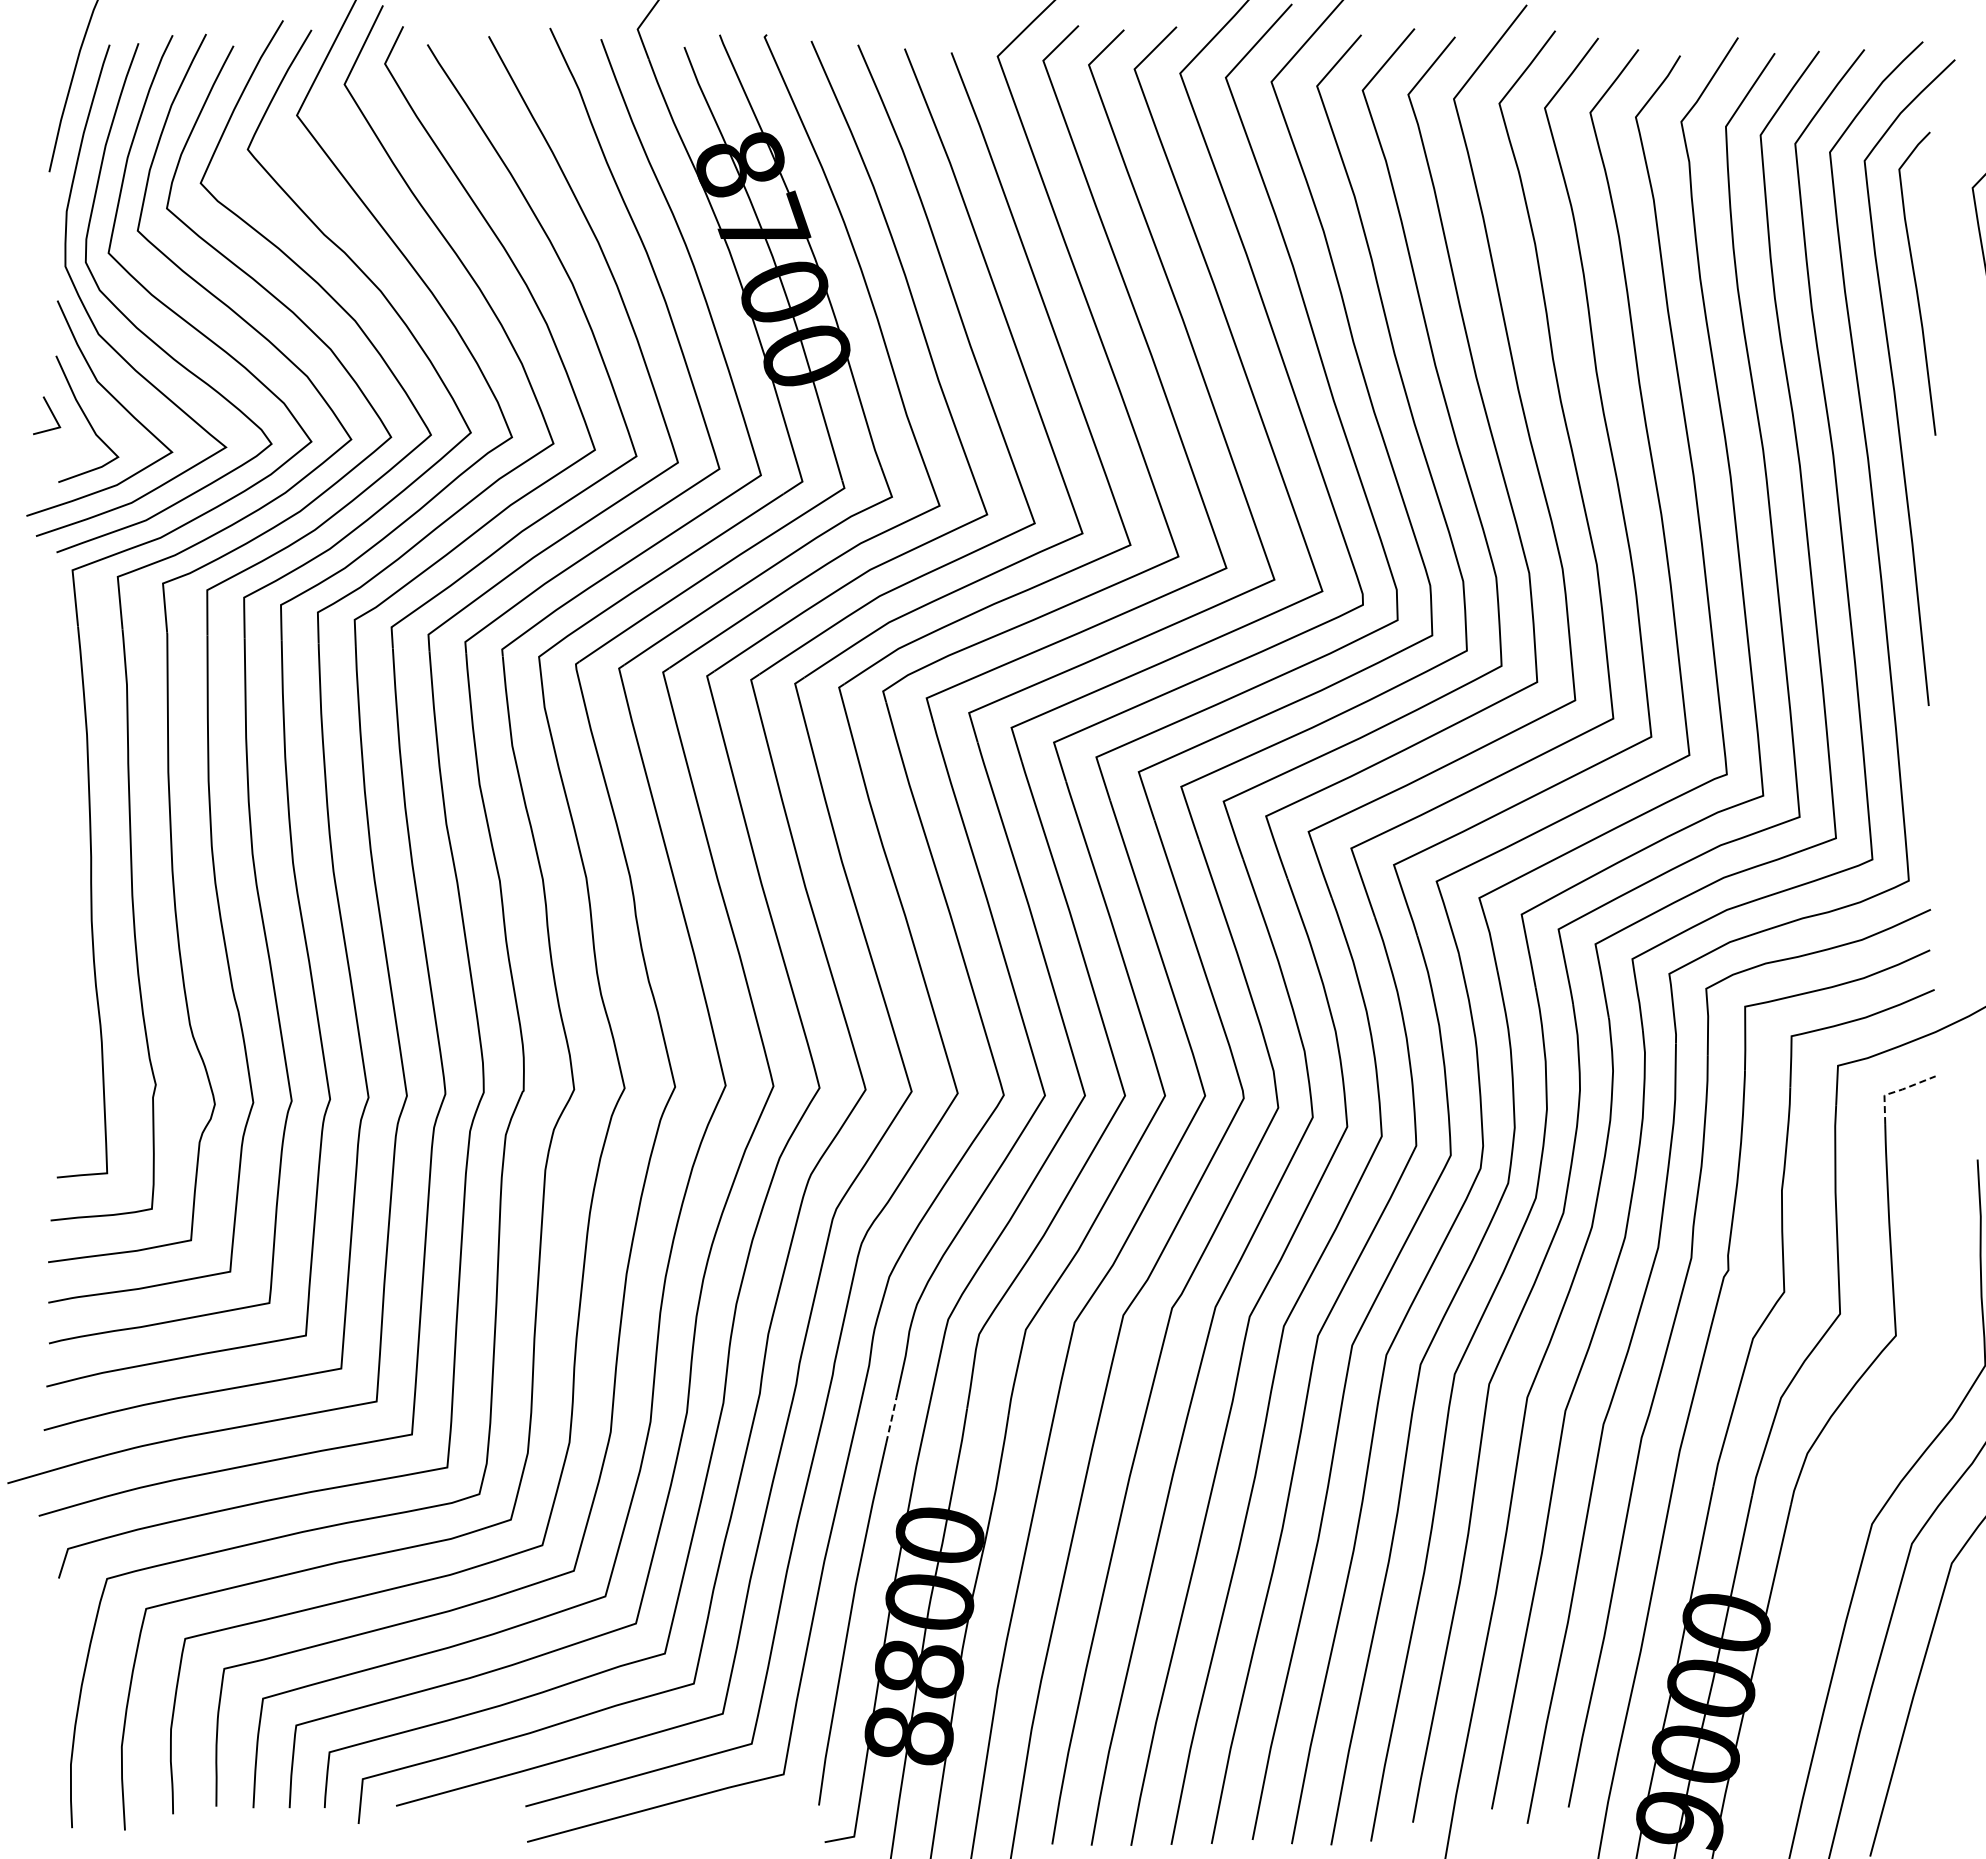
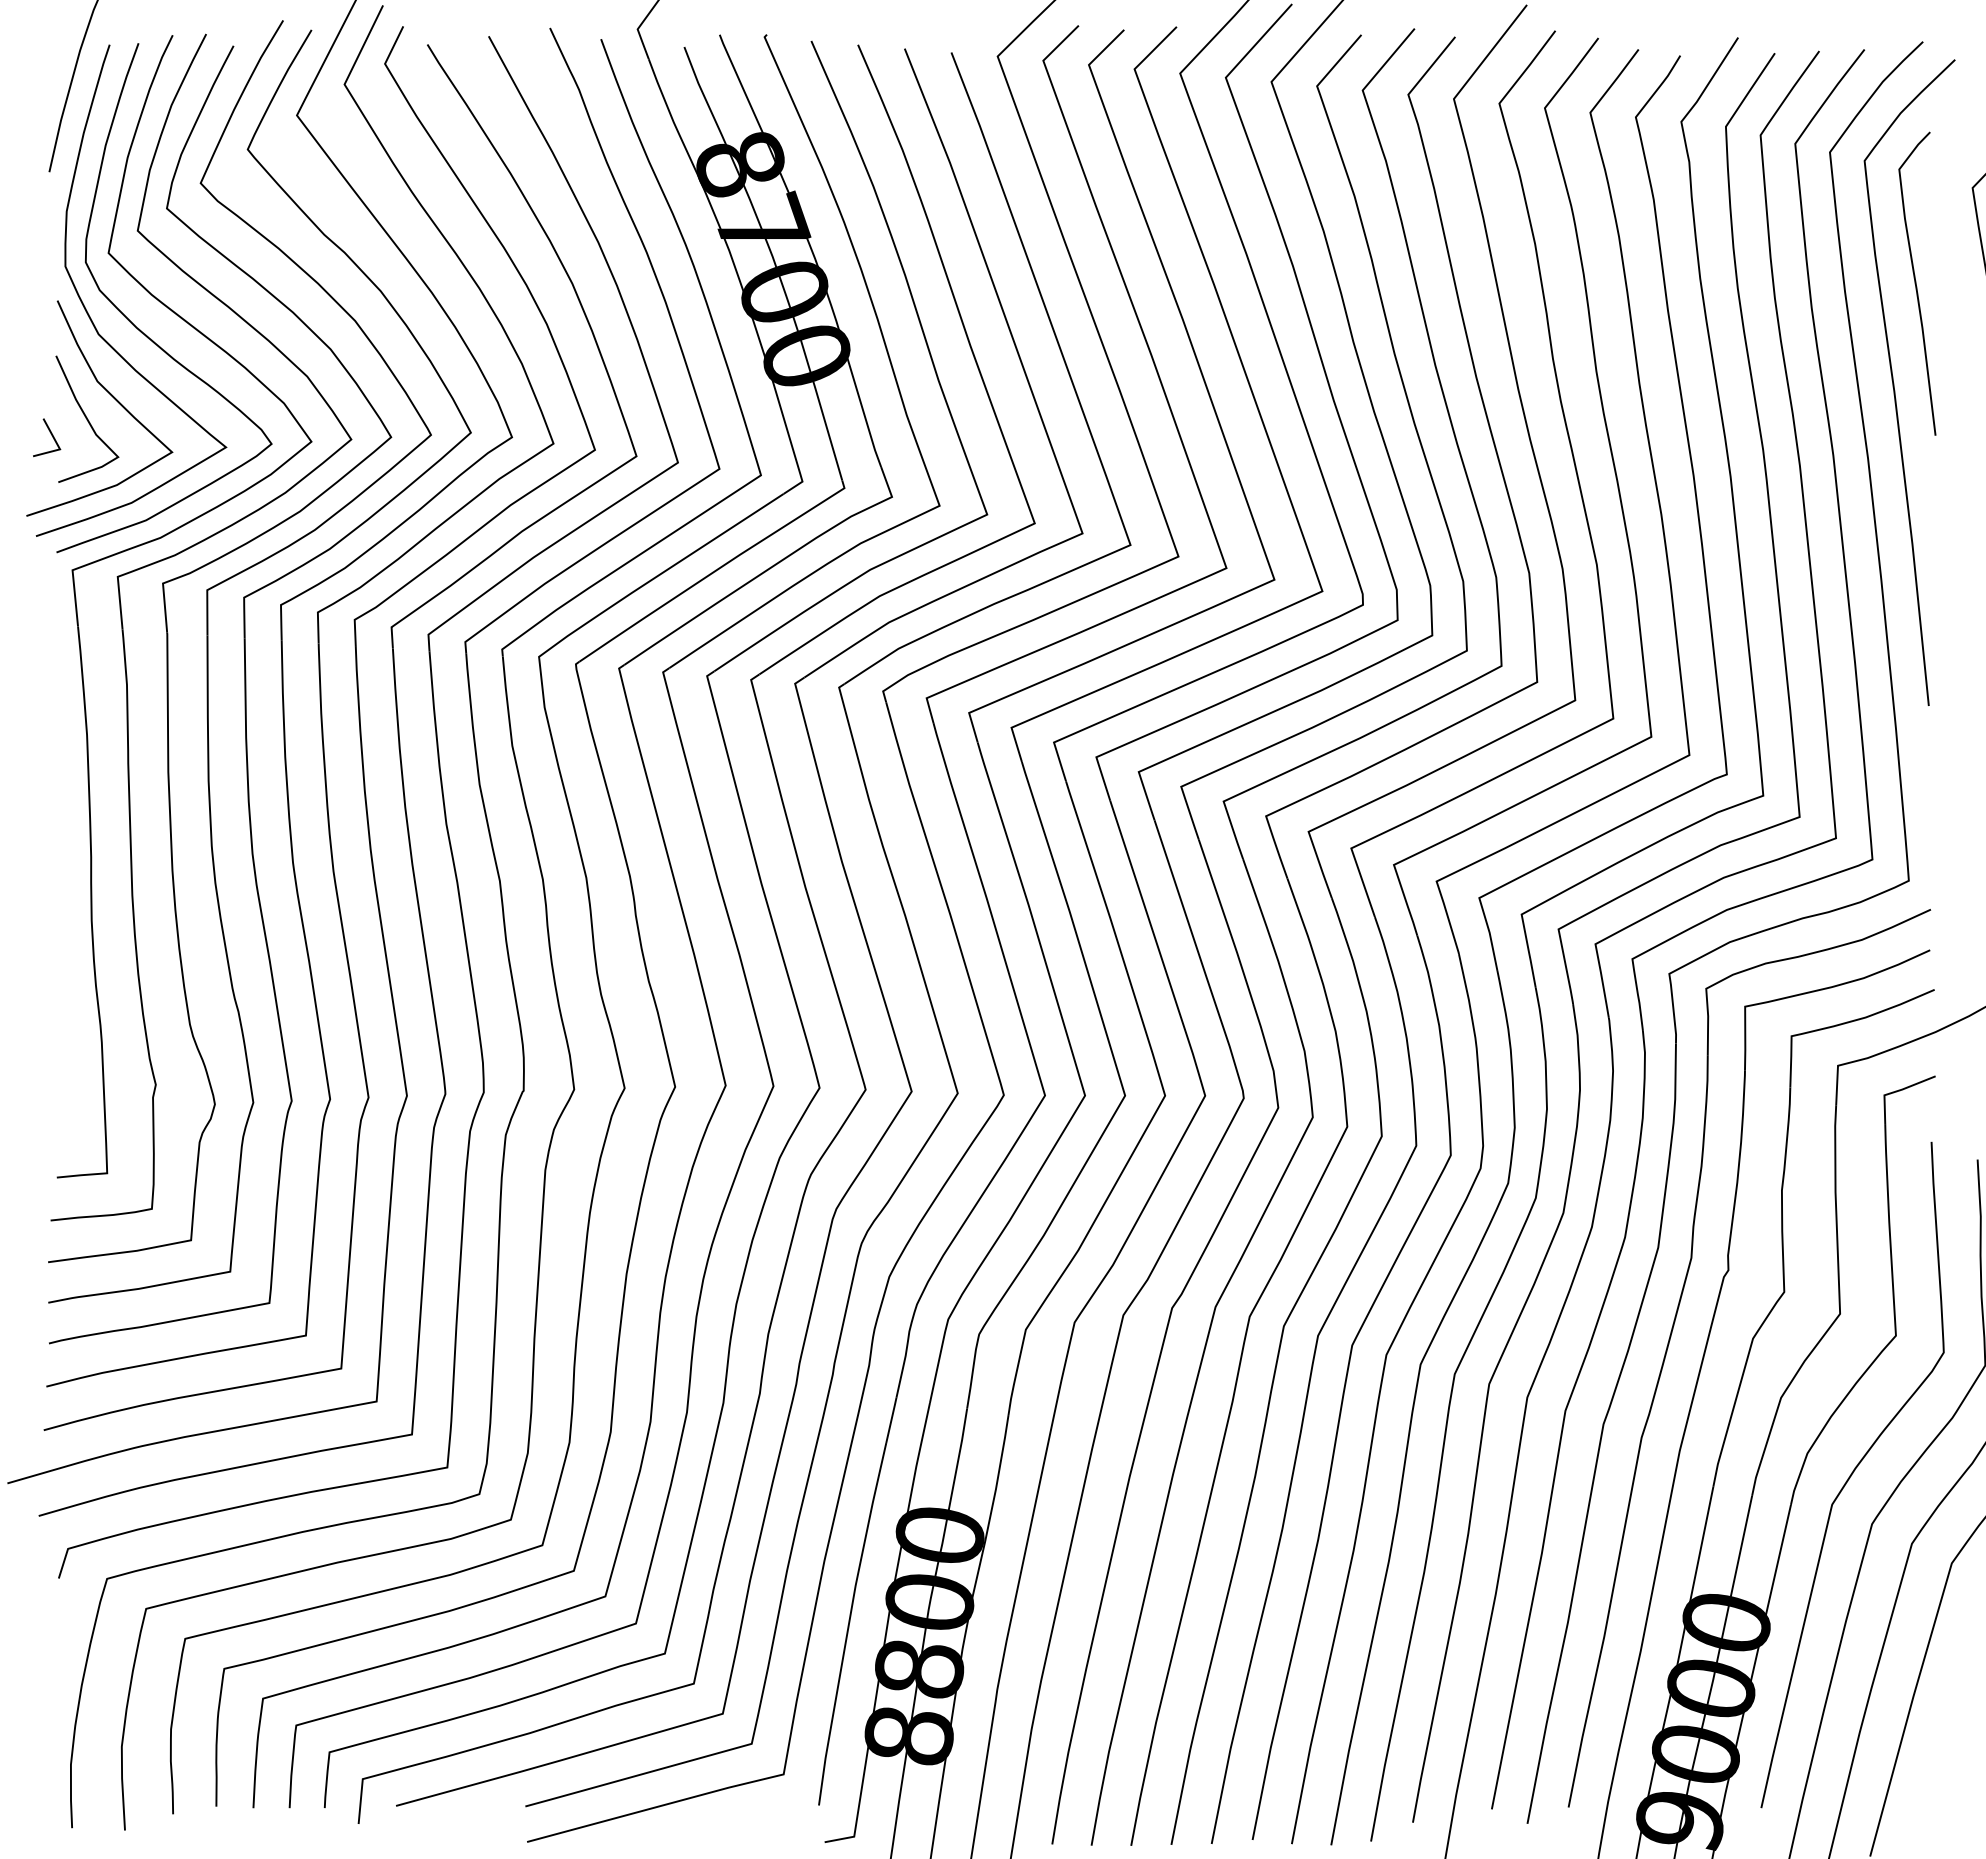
line position: (51, 413) -> (51, 435) (51, 435)
line: dashed -> solid (1896, 1091)
line: dashed -> solid (891, 1419)
curve: none -> present (1852, 1474)
